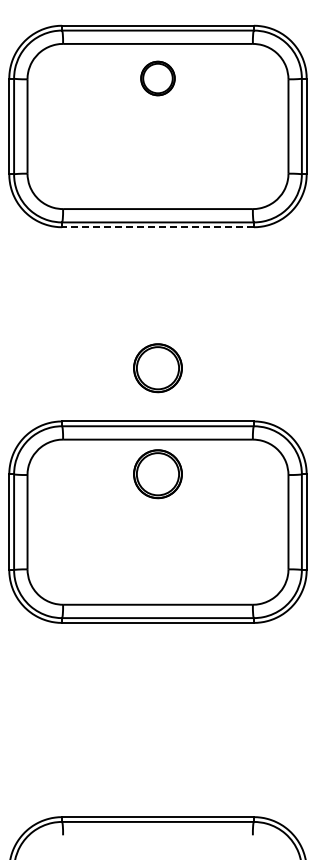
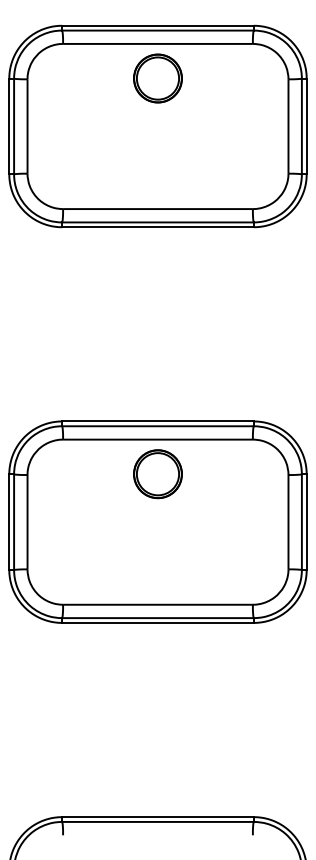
part size: 36x37 px -> 50x51 px (157, 78)
line: dashed -> solid (157, 227)
part: present -> none (157, 368)
